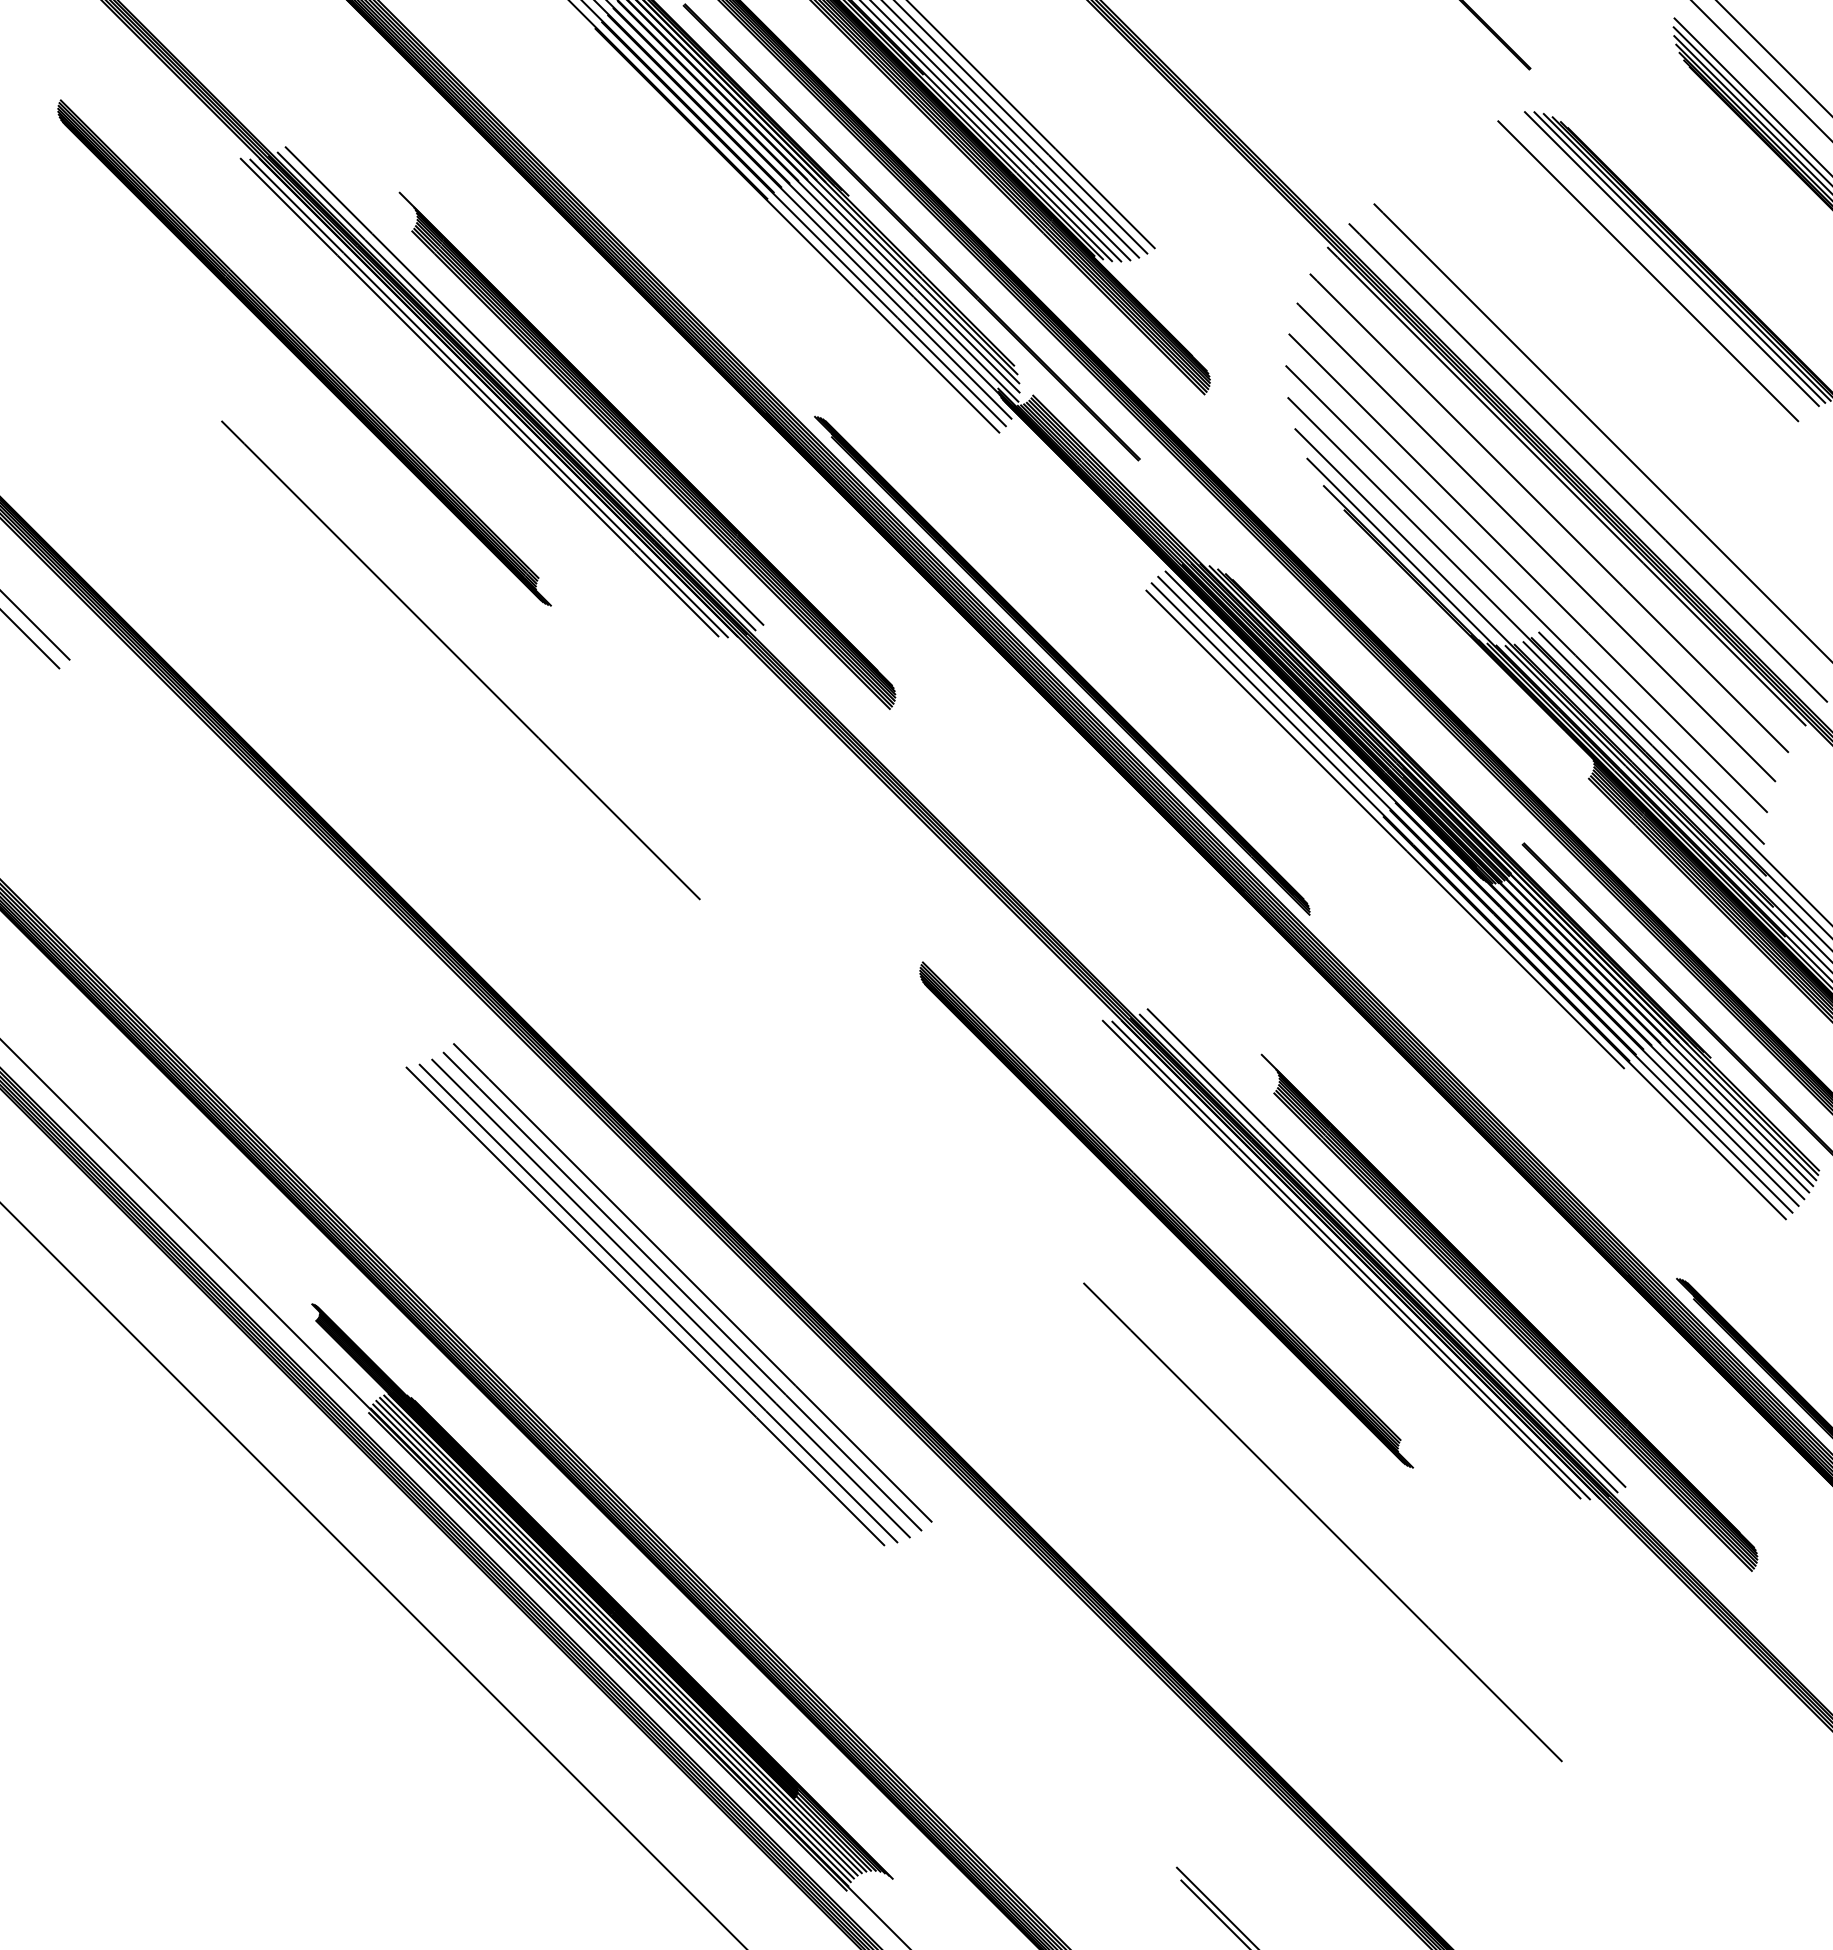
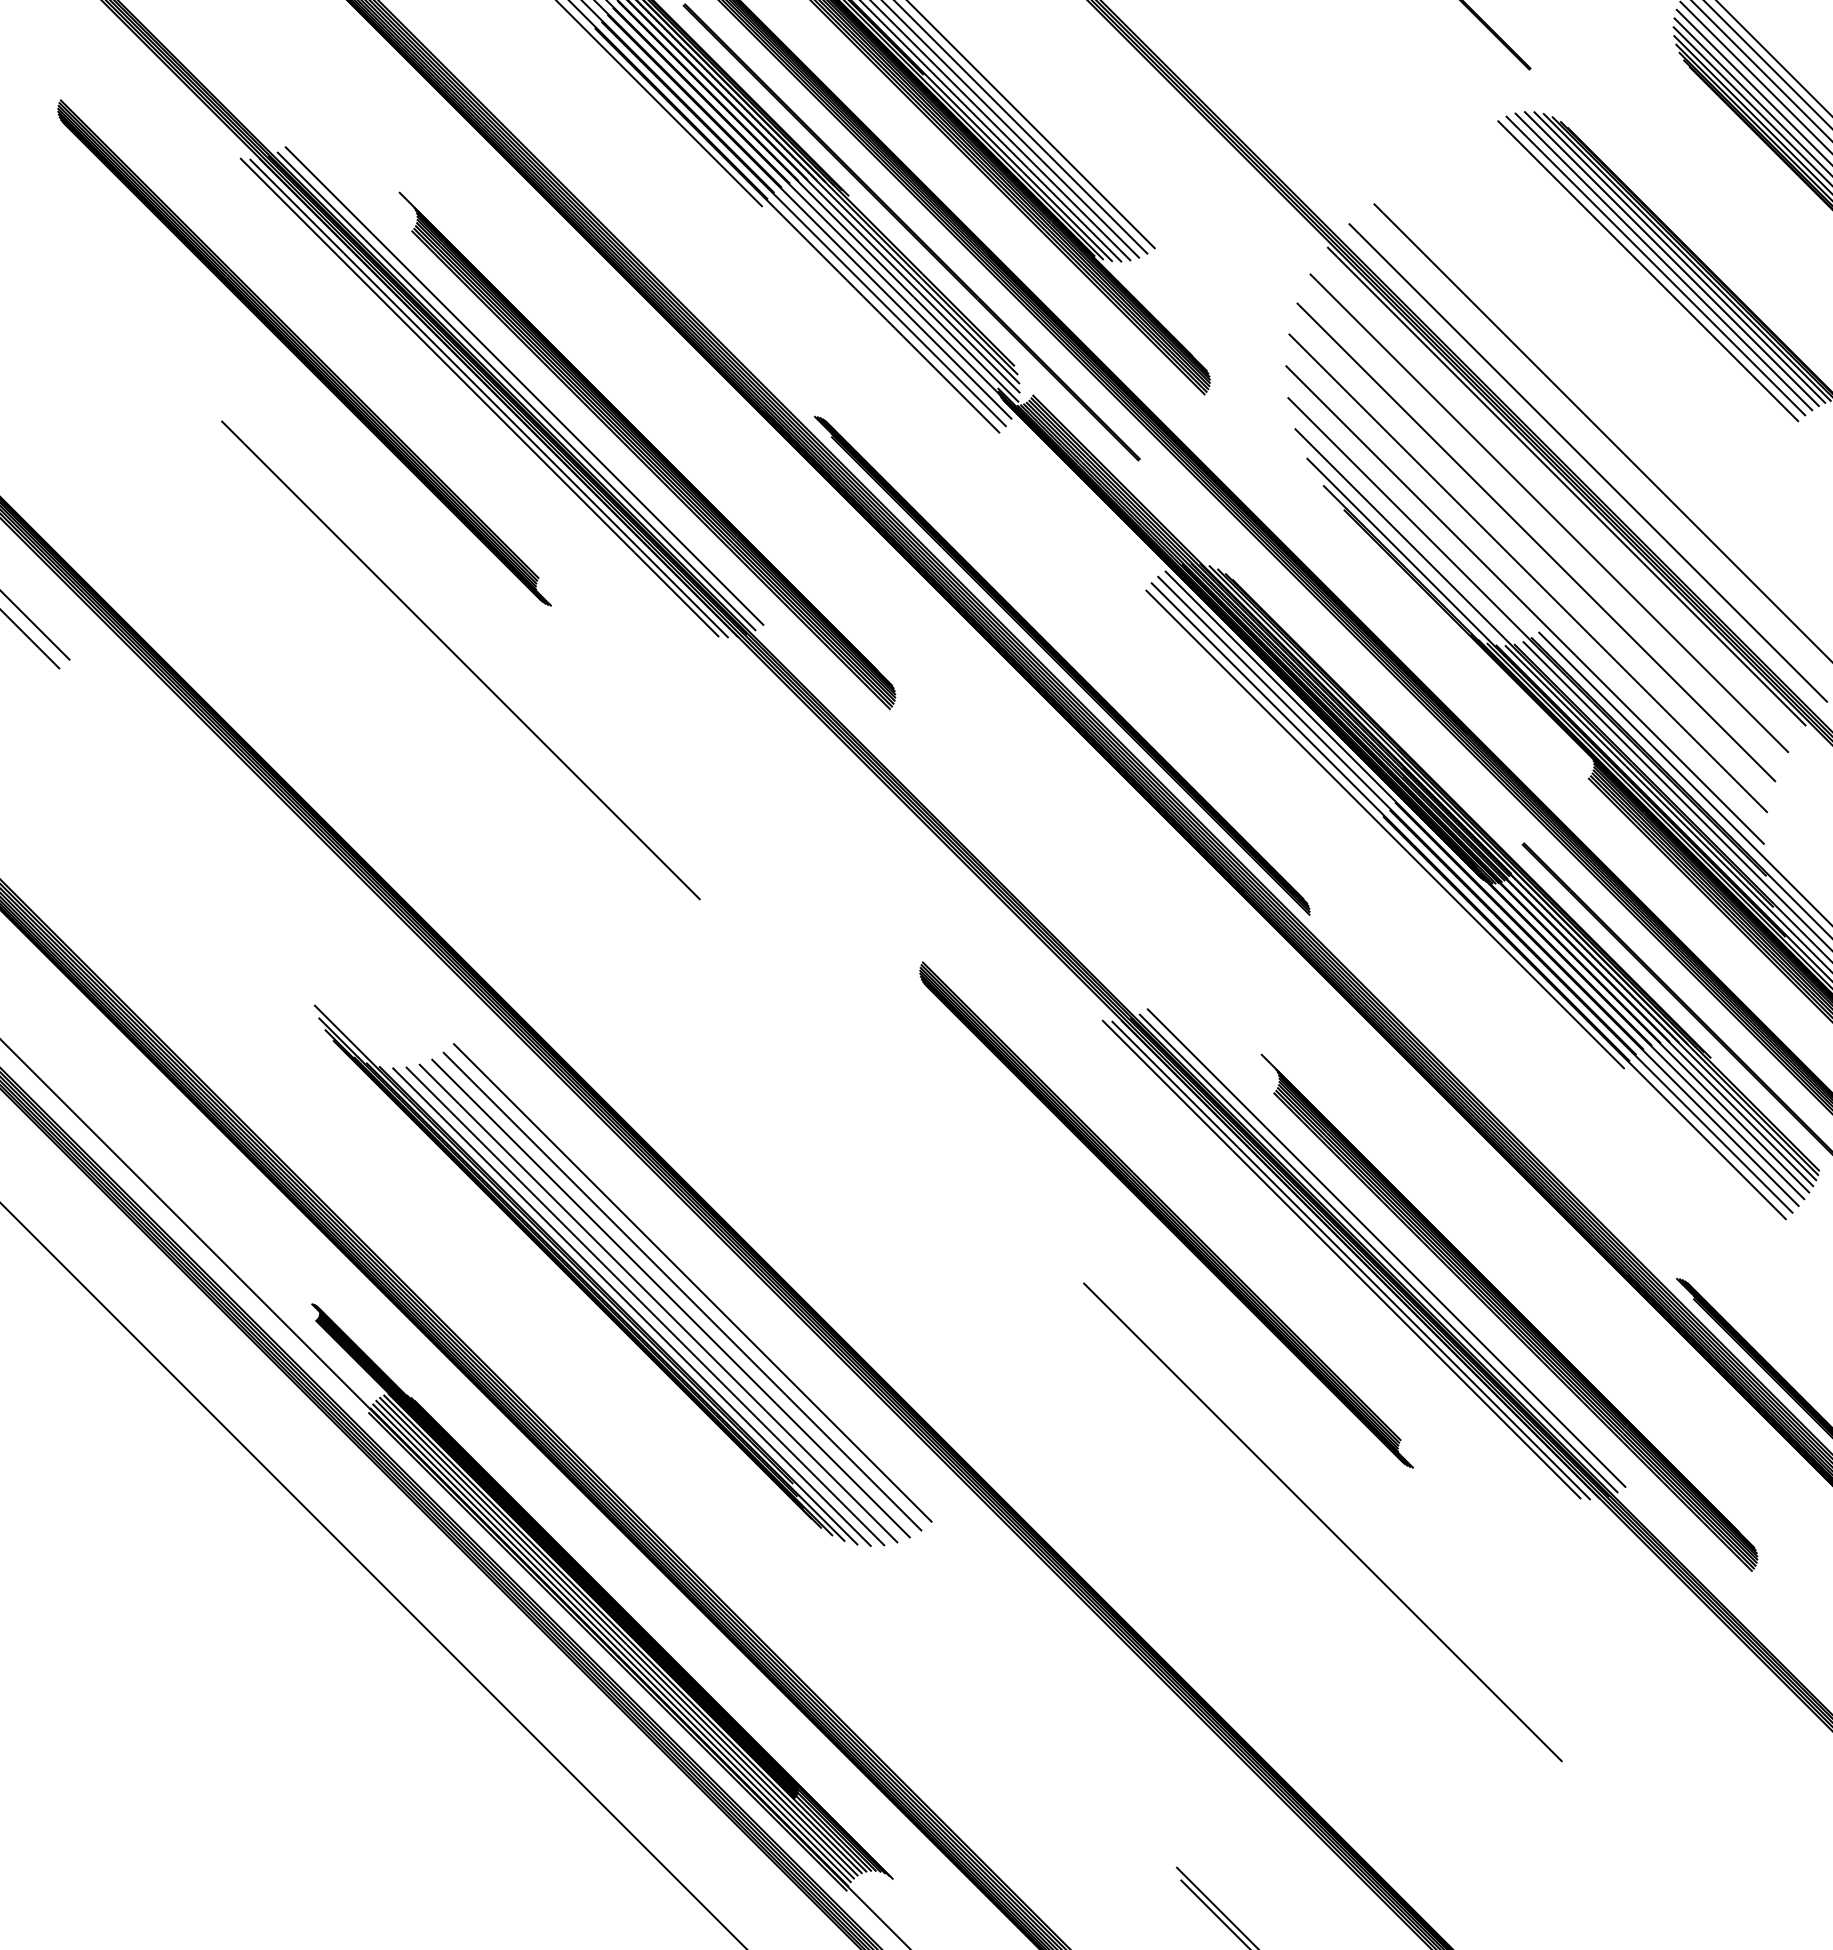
line: none -> present (1767, 64)
line: none -> present (1755, 76)
line: none -> present (1752, 85)
line: none -> present (660, 104)
line: none -> present (1663, 261)
line: none -> present (1655, 265)
part: none -> present (592, 1275)
